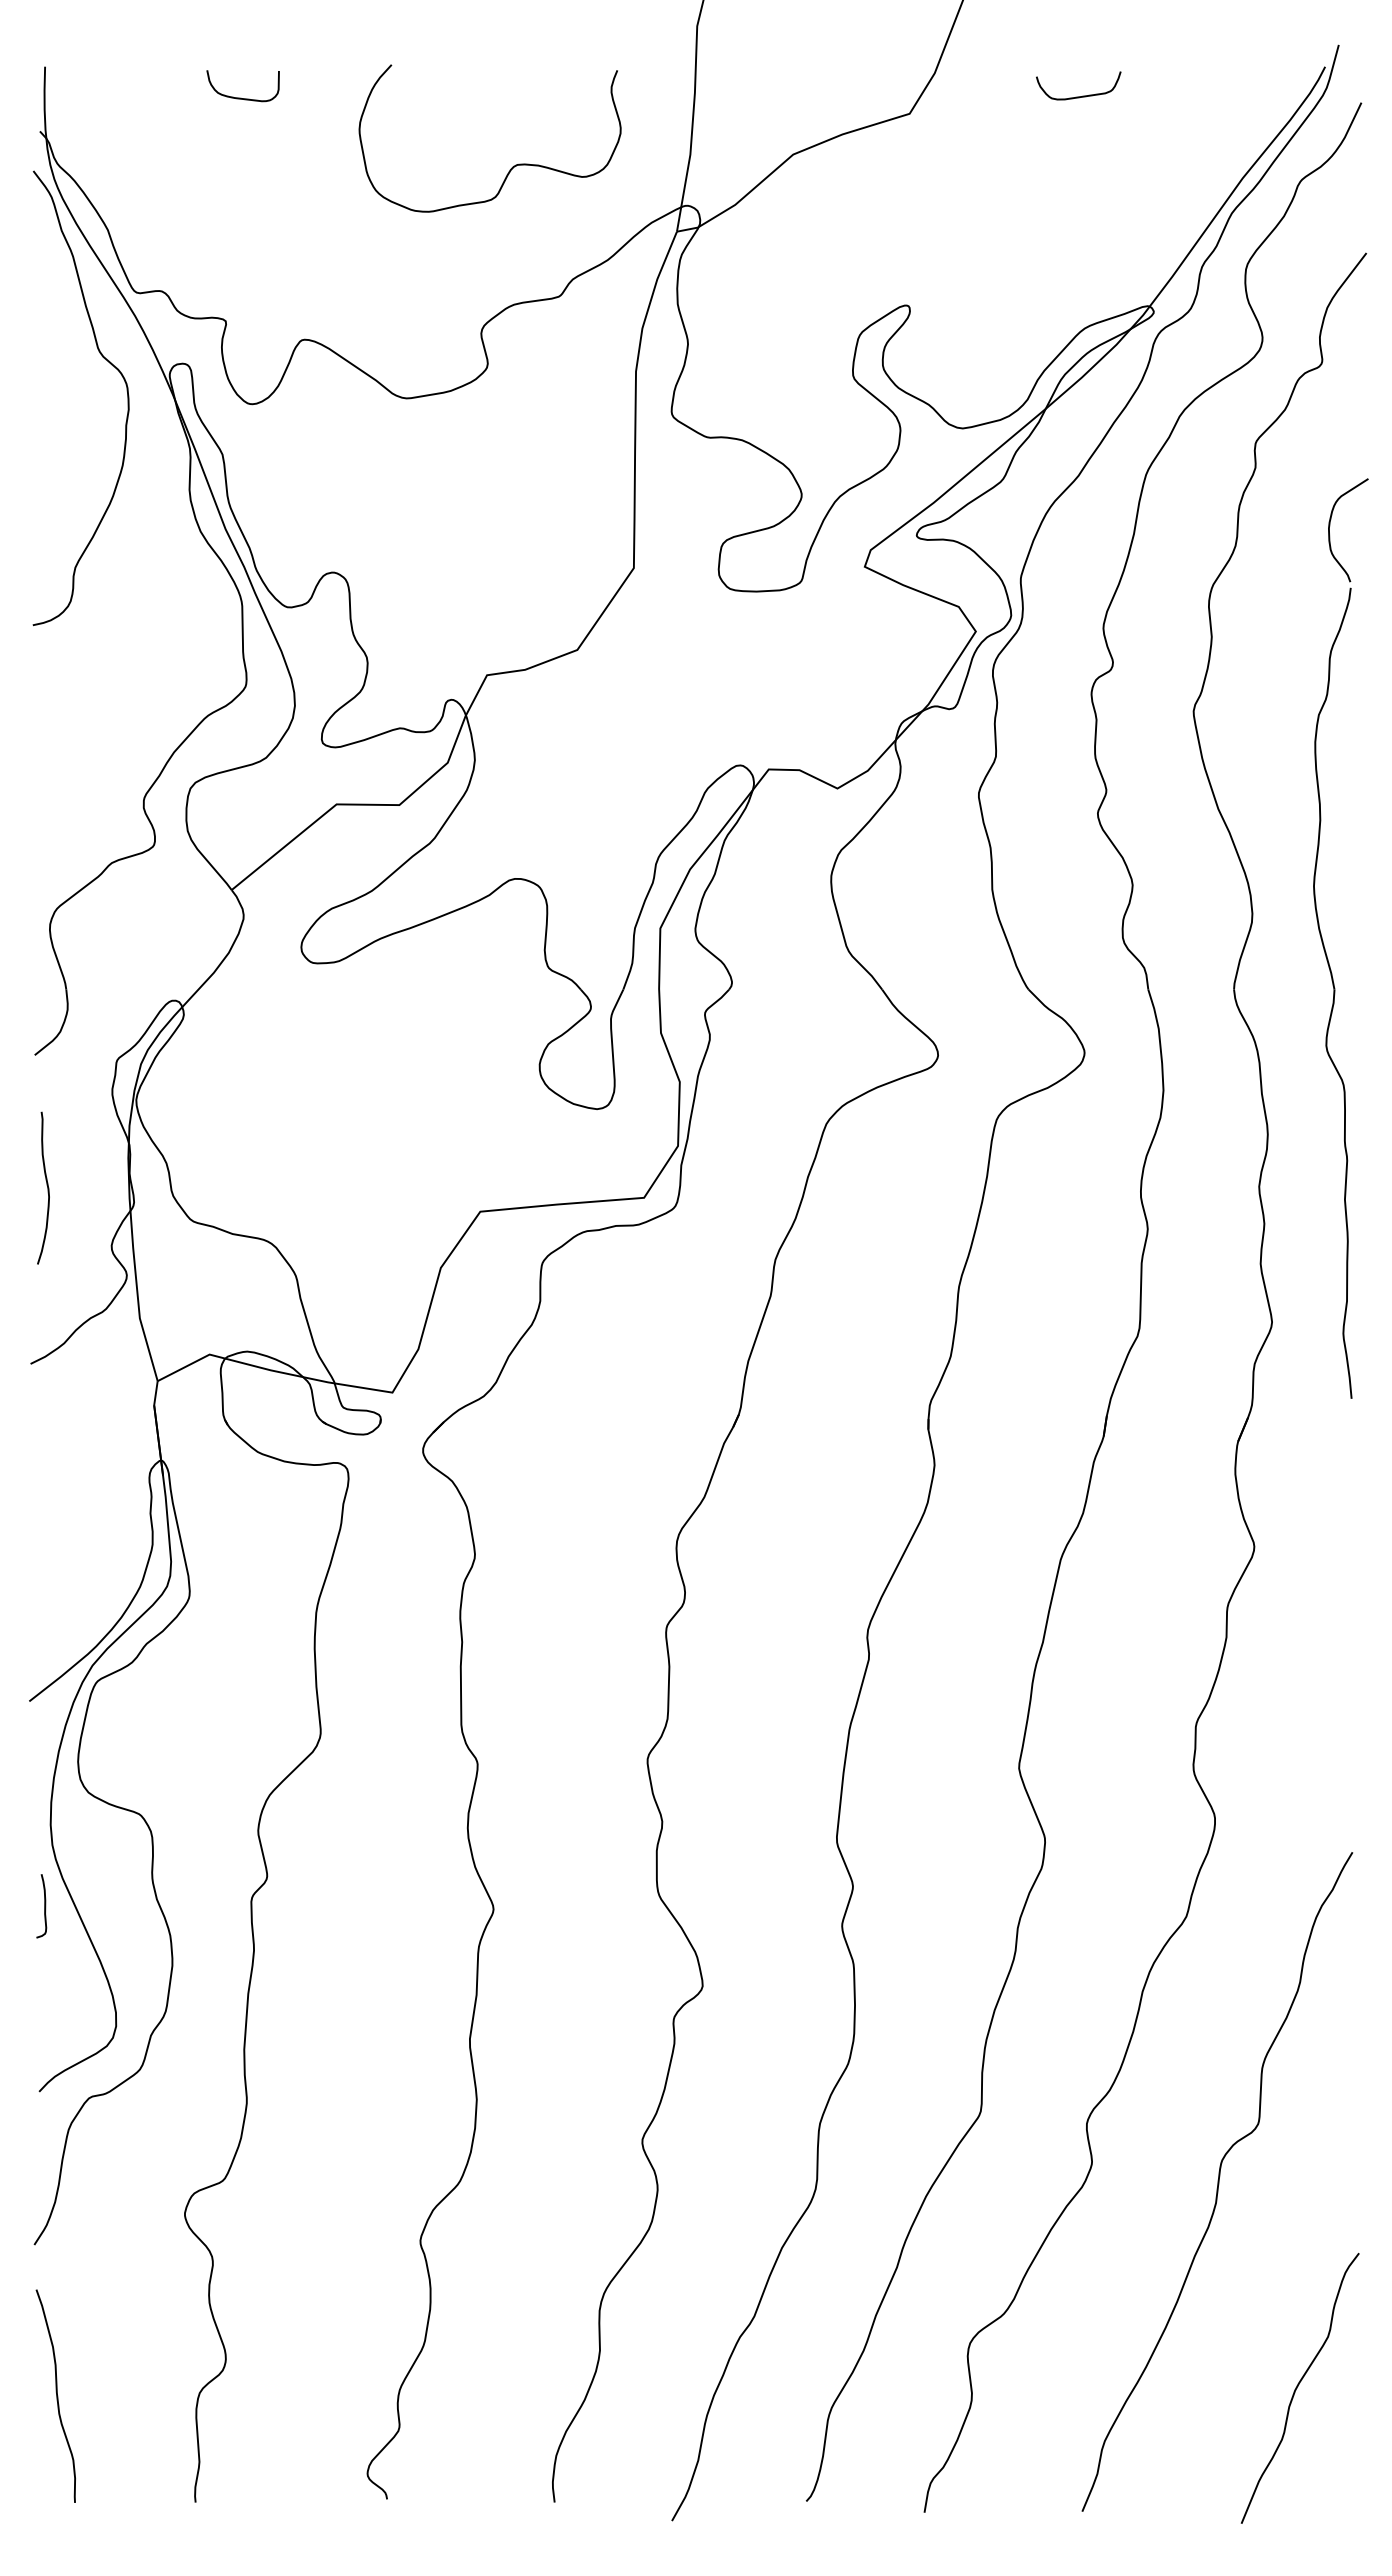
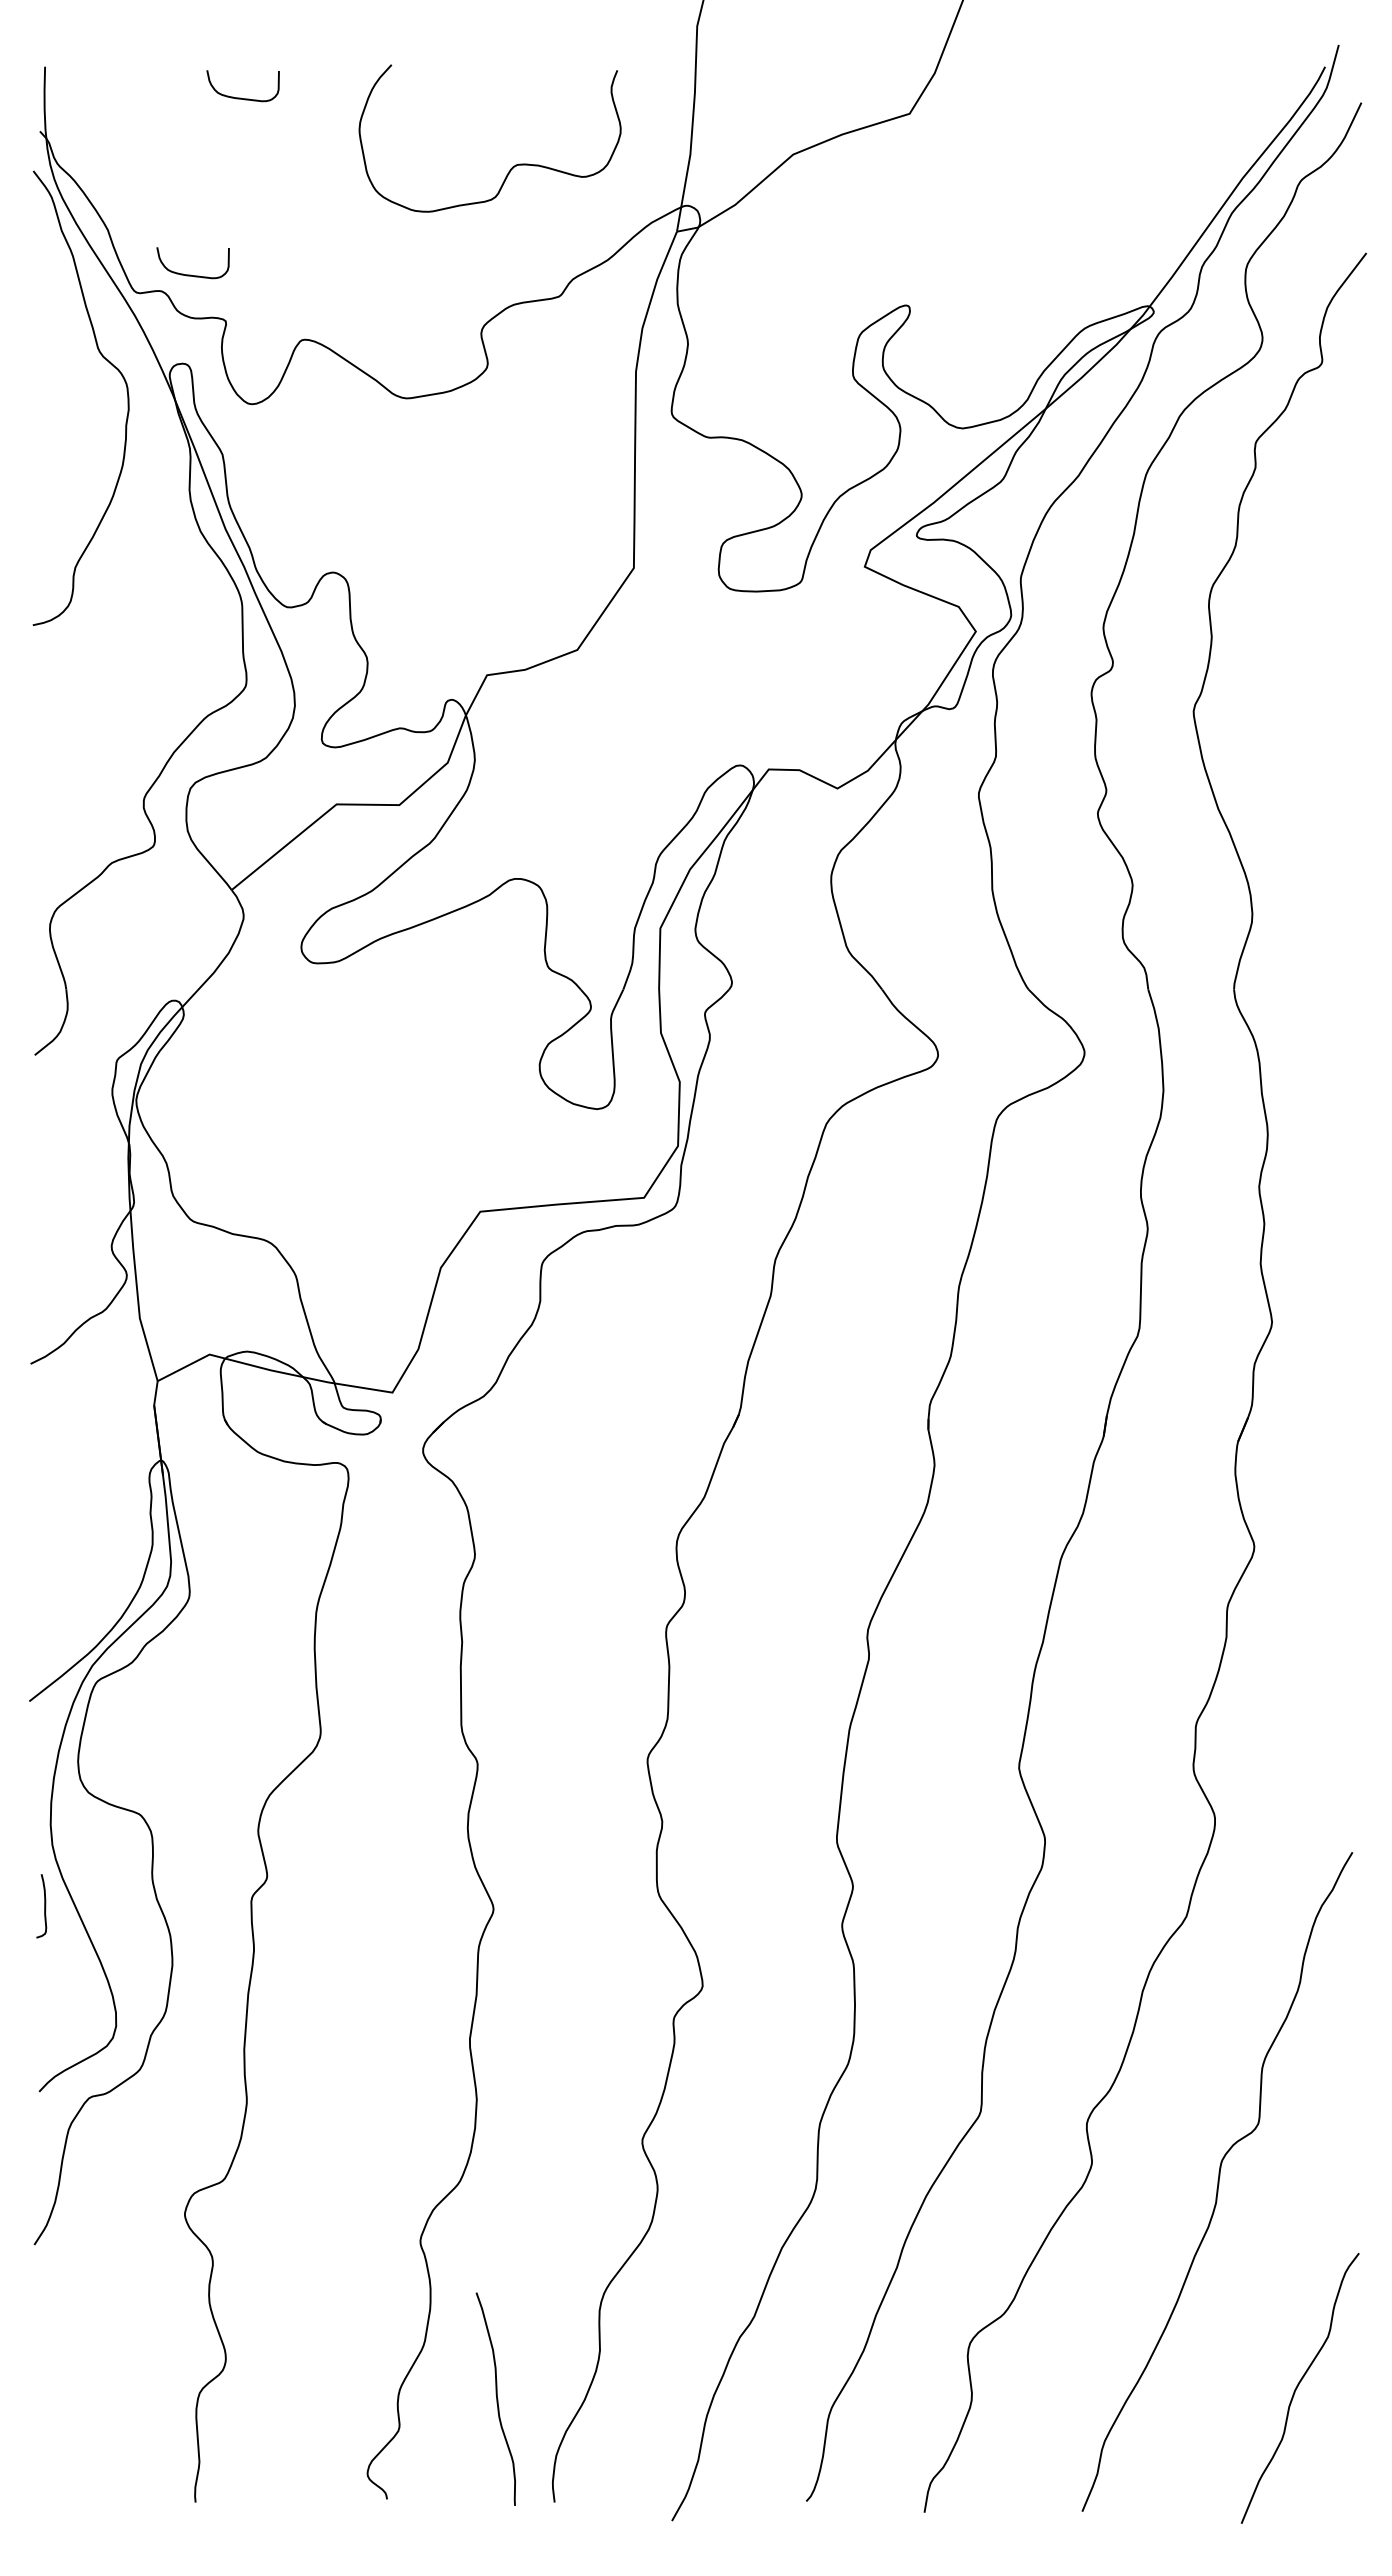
curve: present -> none (1082, 95)
curve: none -> present (191, 274)
part: present -> none (1324, 944)
curve: present -> none (46, 1185)
curve position: (56, 2395) -> (496, 2398) (496, 2398)
